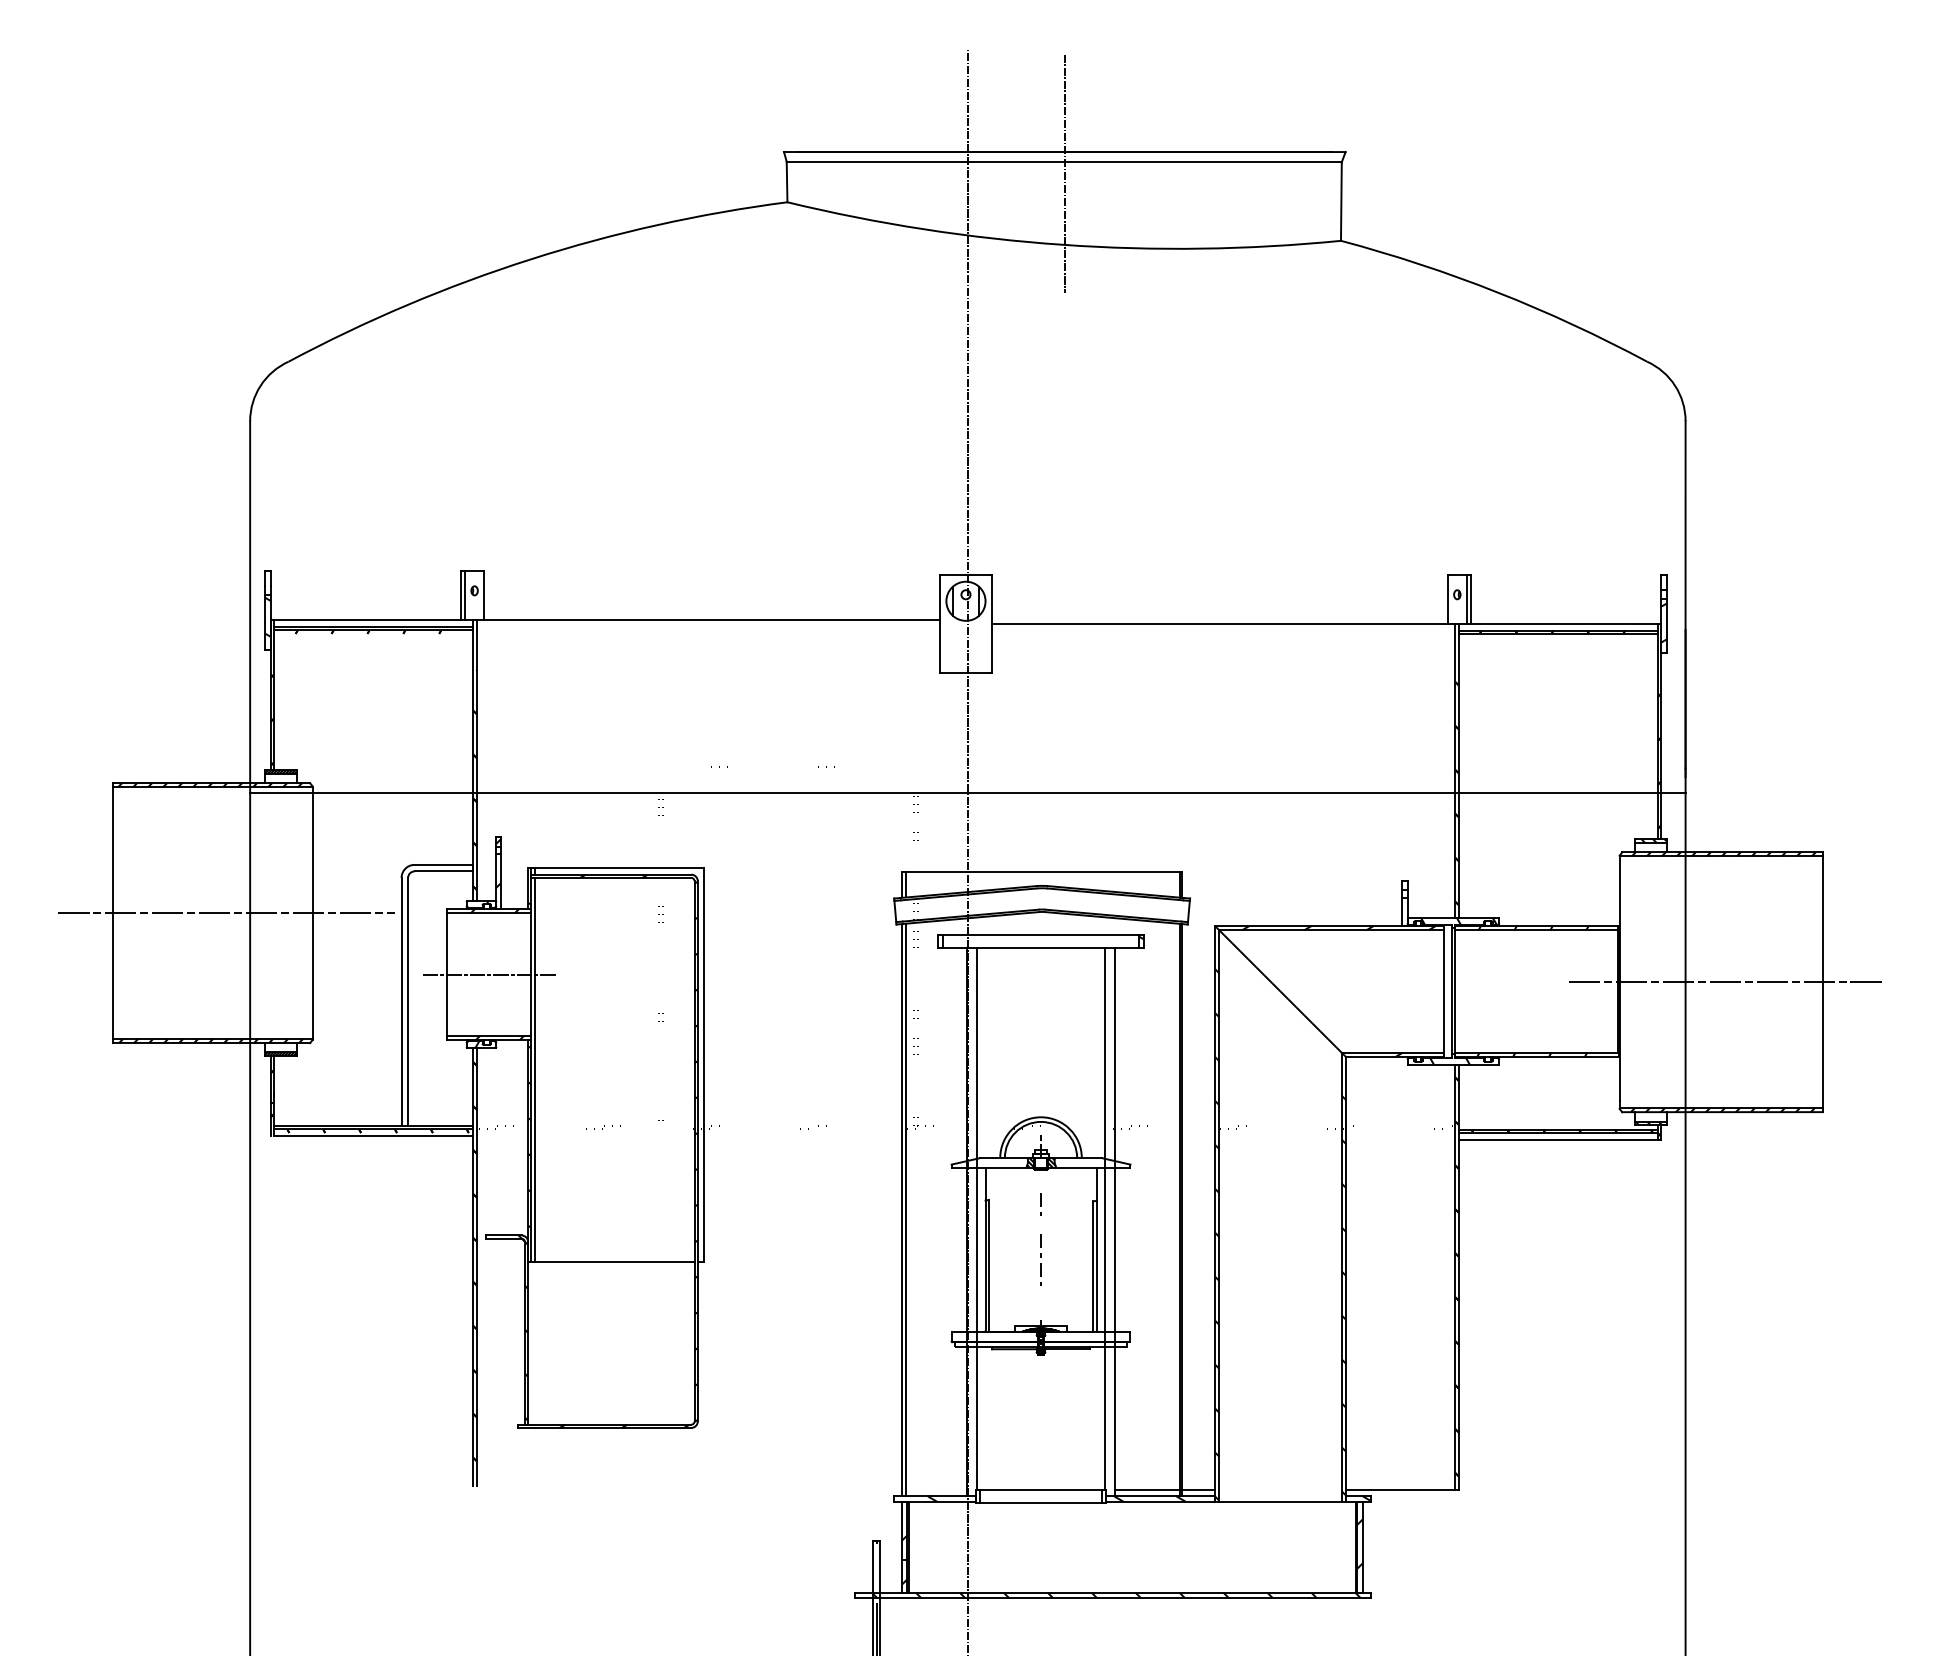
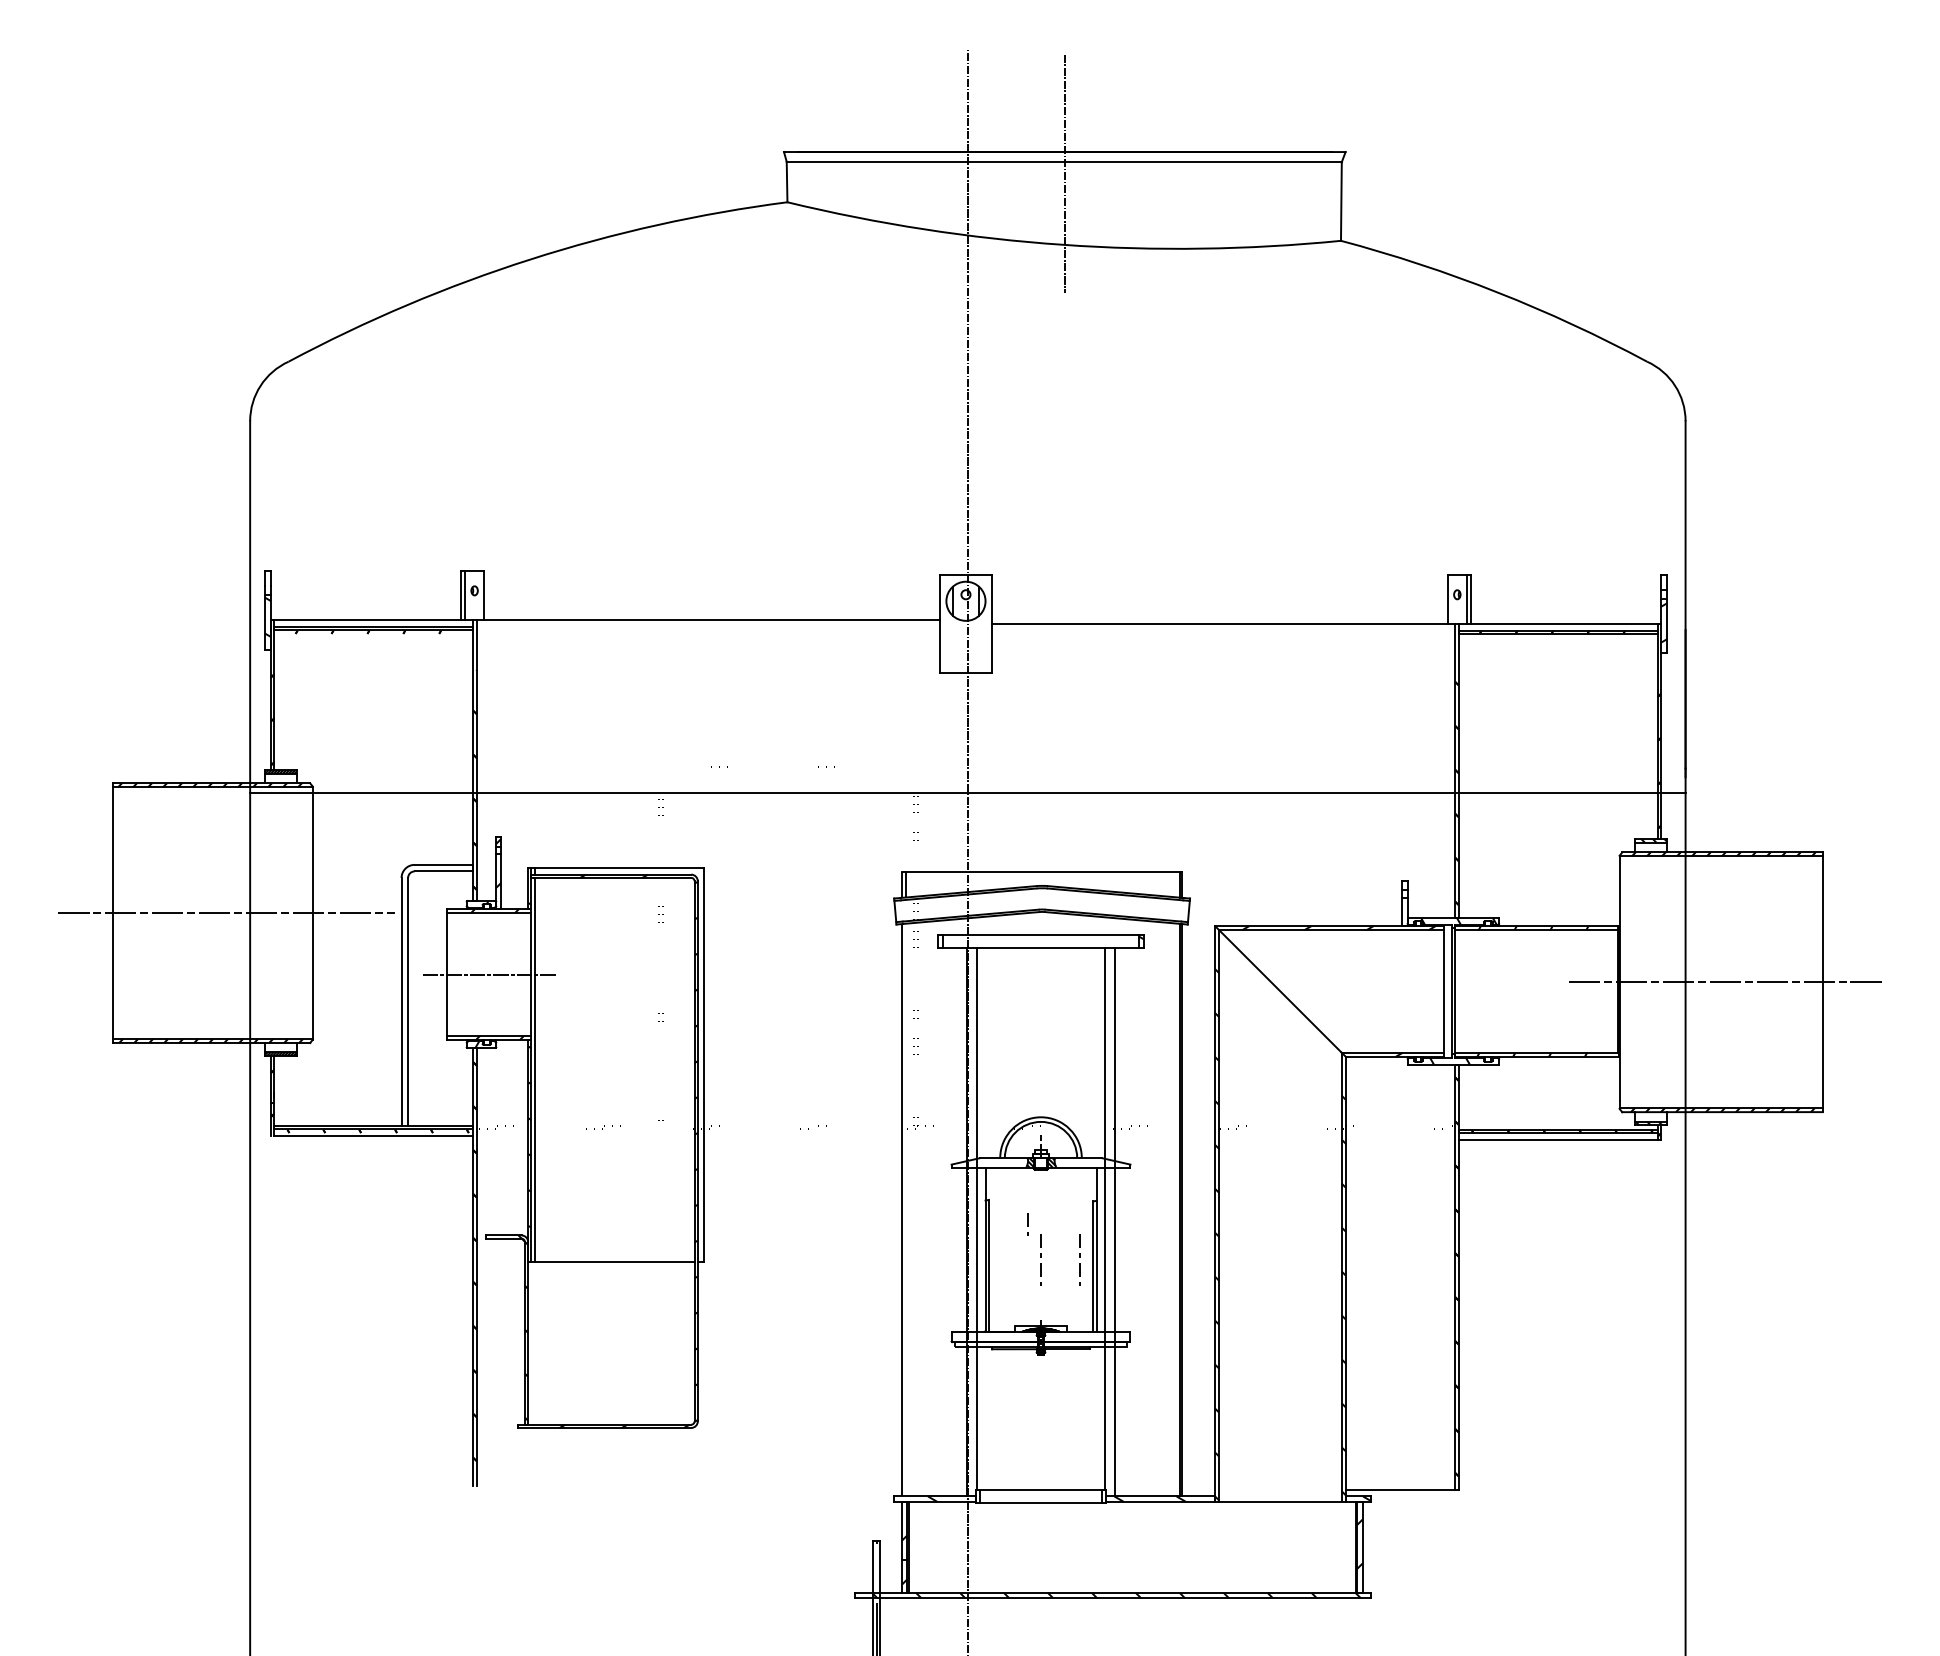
line position: (1040, 1204) -> (1027, 1224) (1027, 1224)
line: present -> none (906, 1209)
line: none -> present (1079, 1257)
line: present -> none (1165, 1489)
